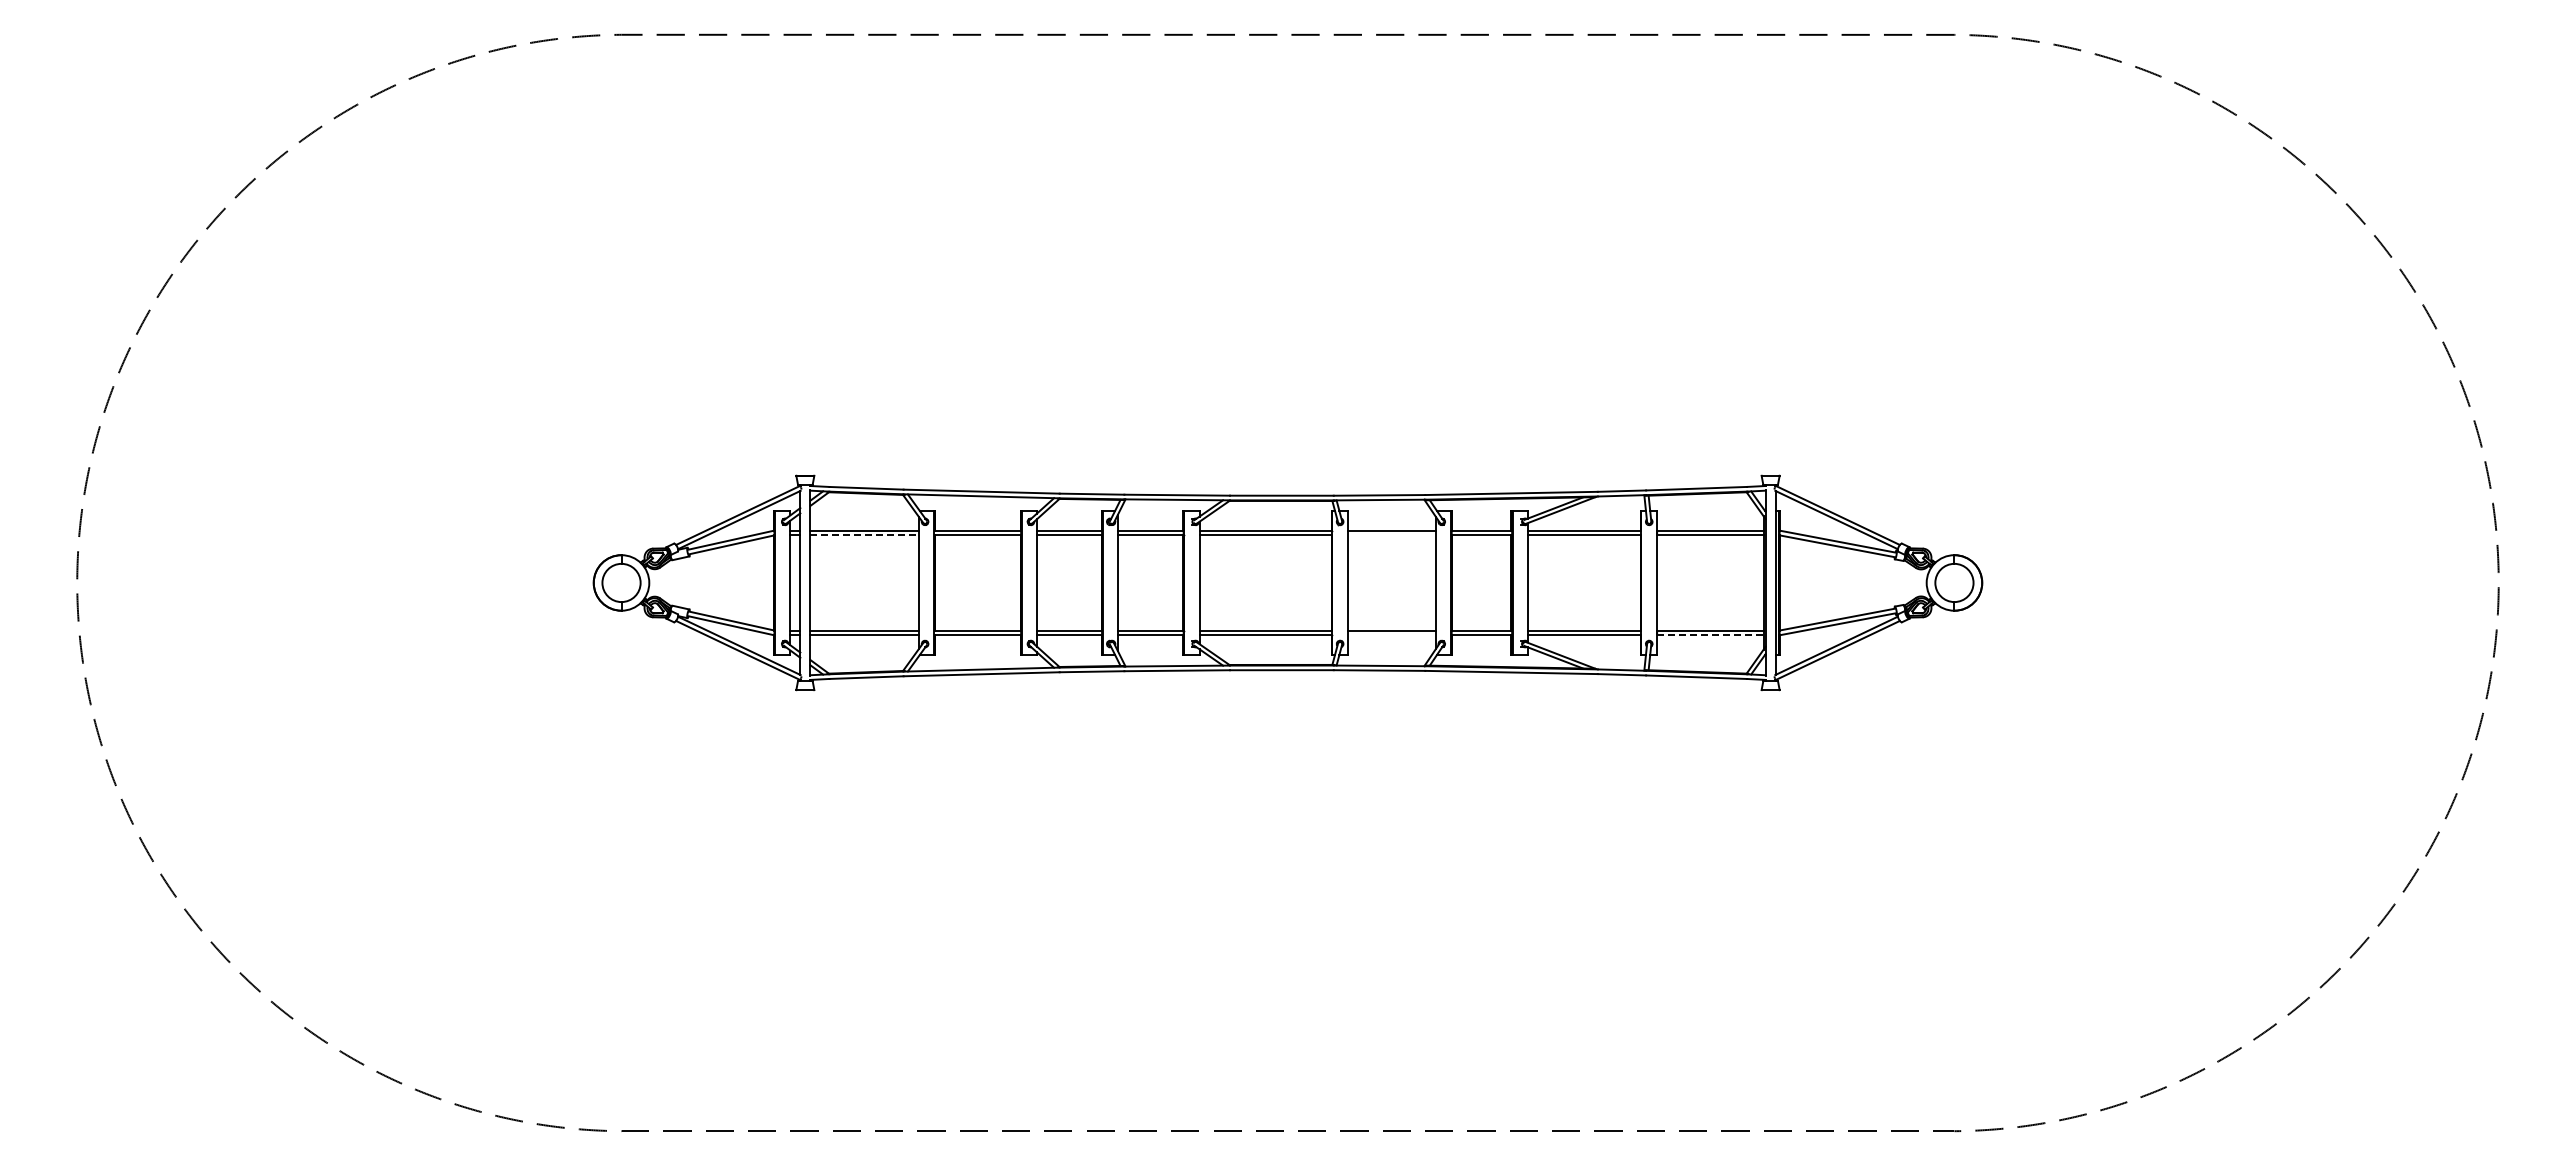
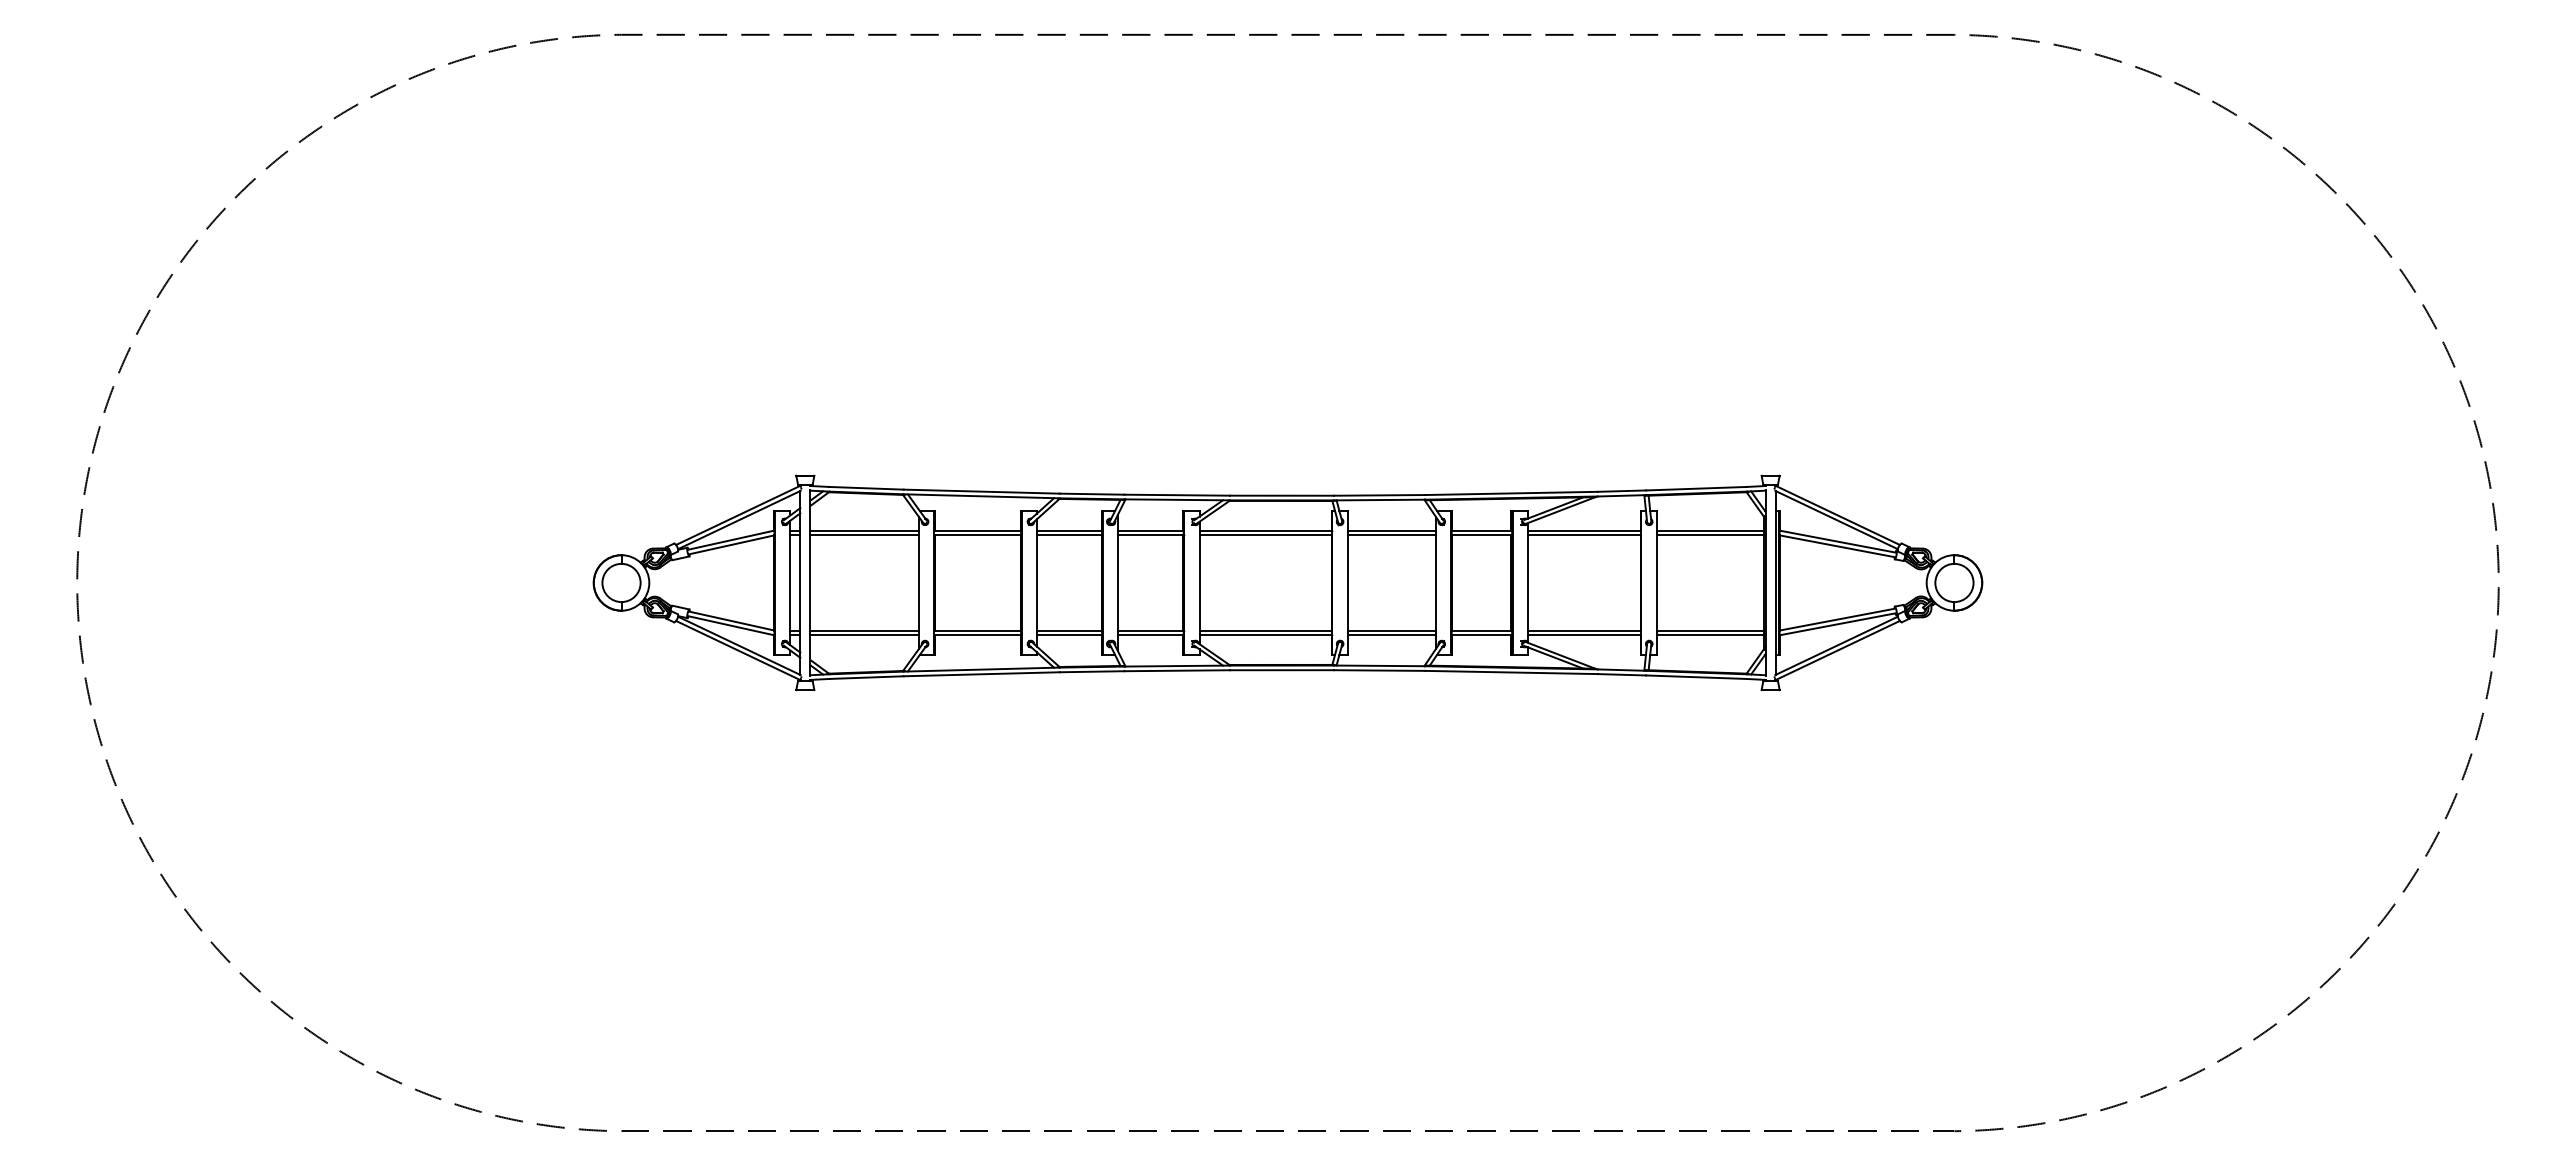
line: dashed -> solid (865, 535)
line: none -> present (1391, 535)
line: none -> present (1391, 635)
line: dashed -> solid (1710, 635)
